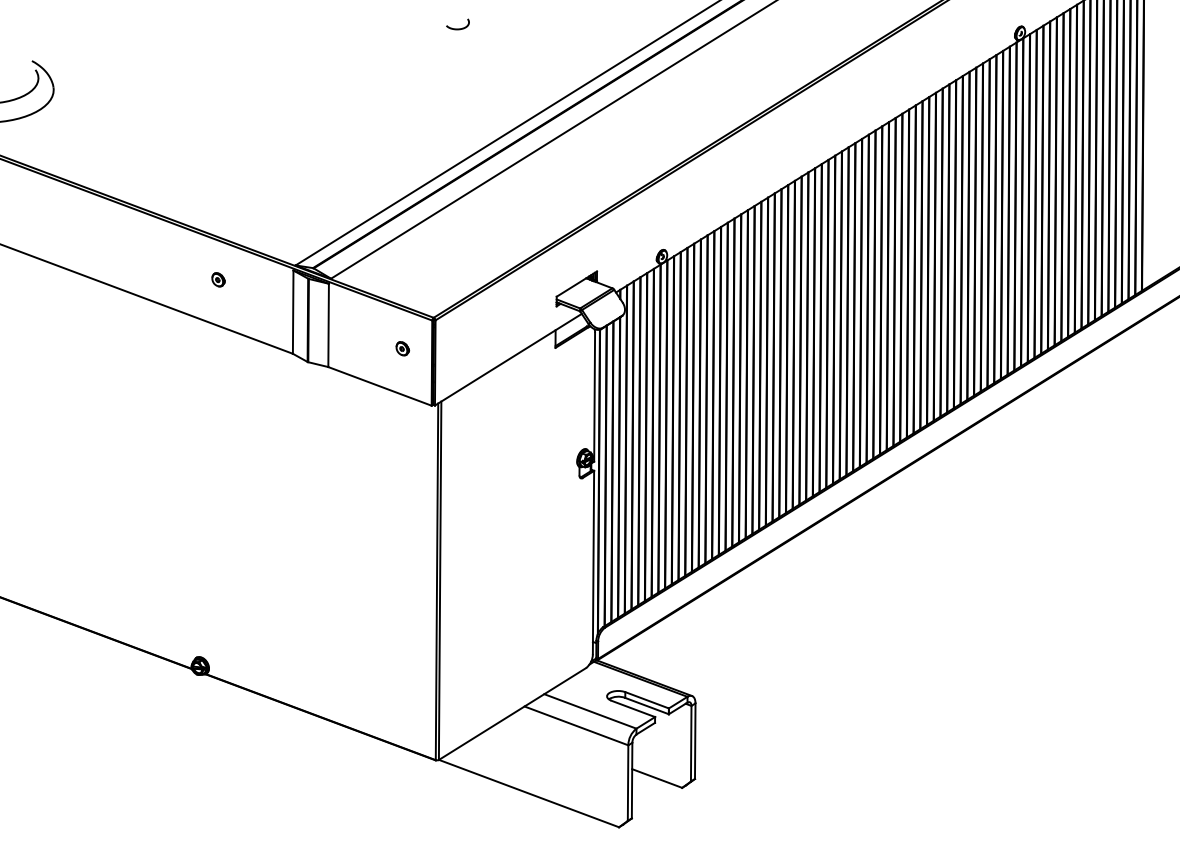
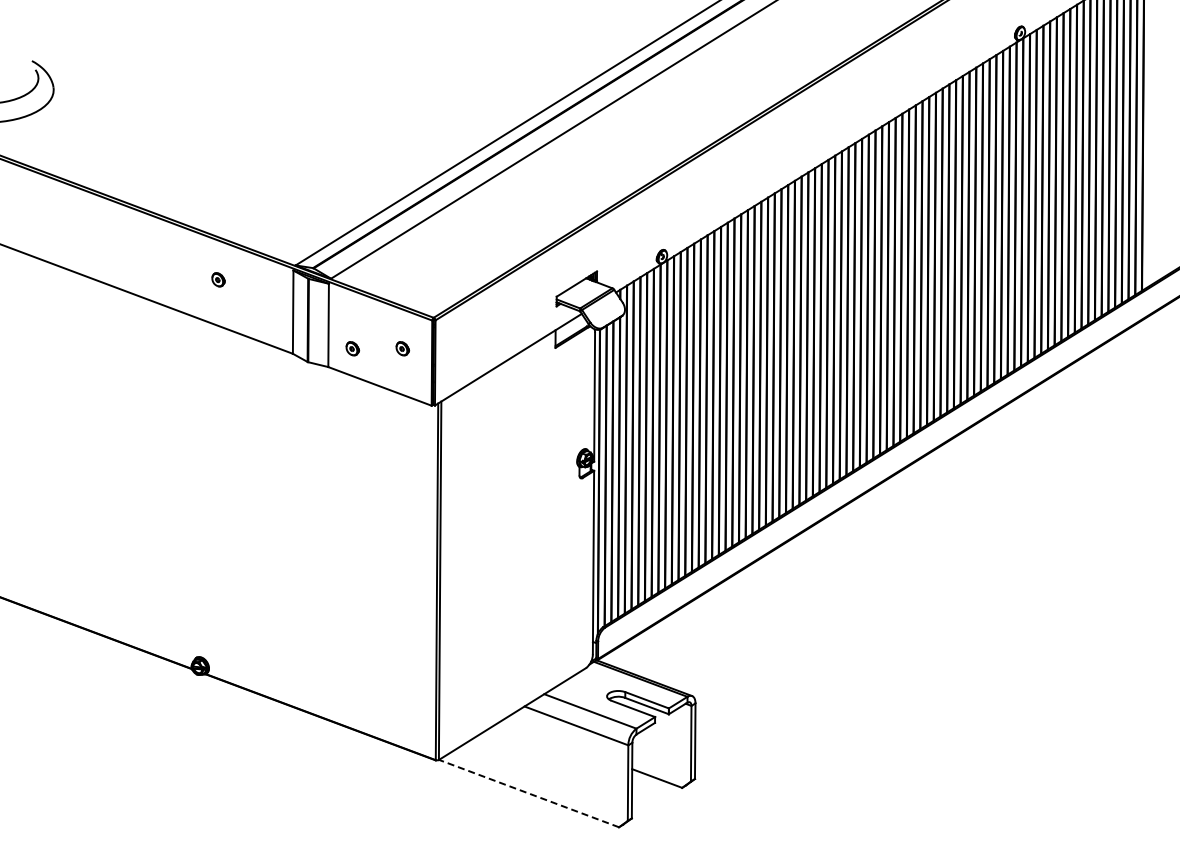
curve: present -> none (457, 28)
part: none -> present (352, 348)
line: solid -> dashed (528, 793)
